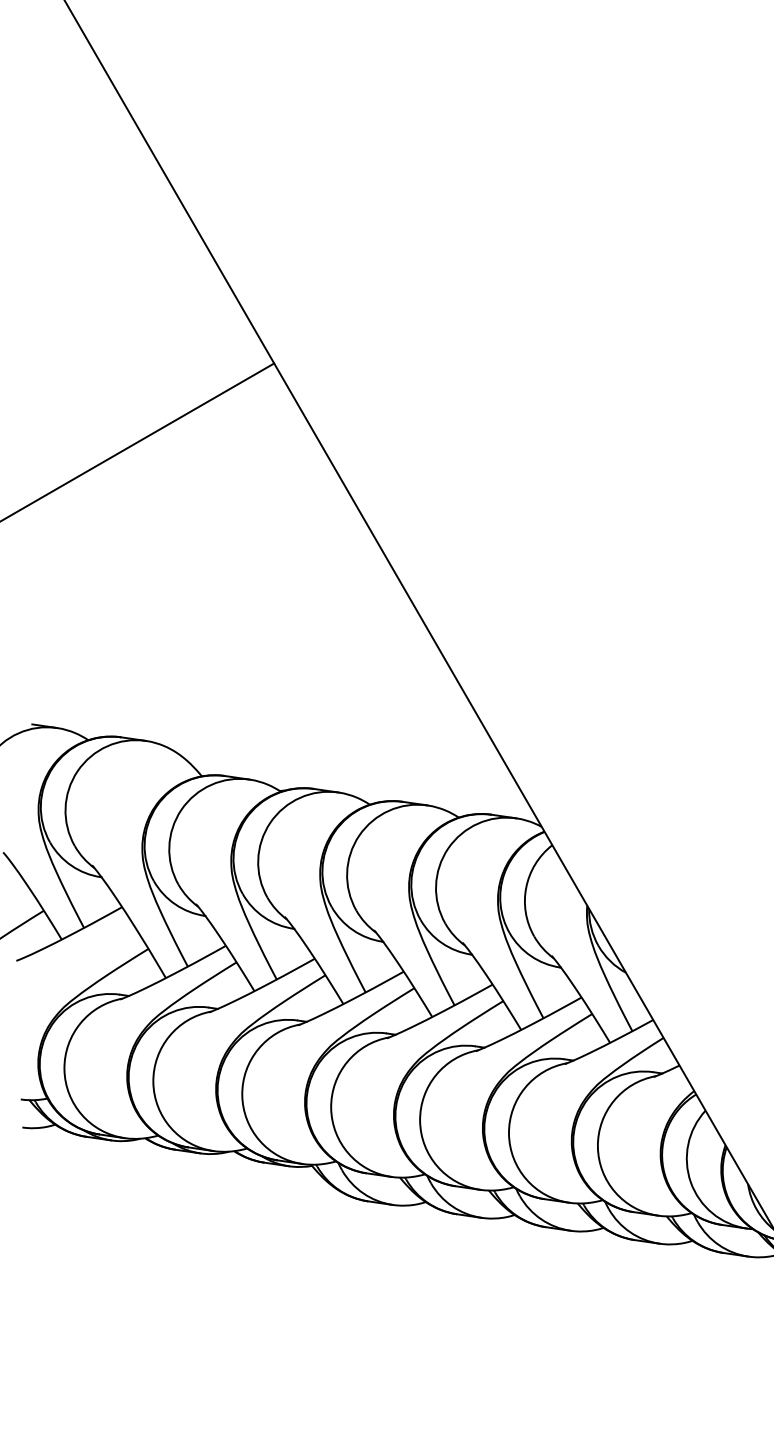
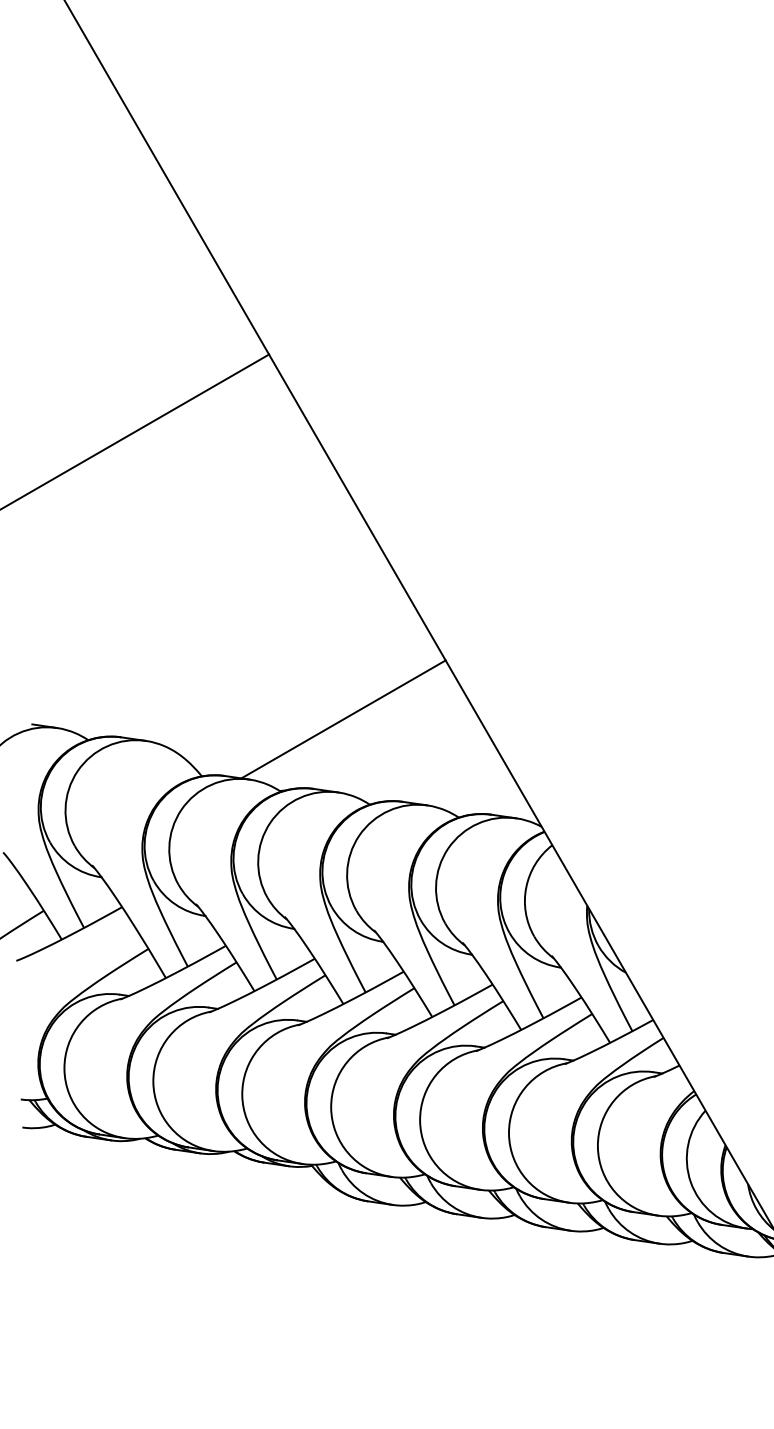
line position: (138, 441) -> (135, 431) (135, 431)
line: none -> present (343, 719)
